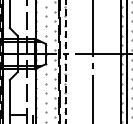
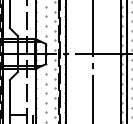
line: dashed -> solid (66, 62)
